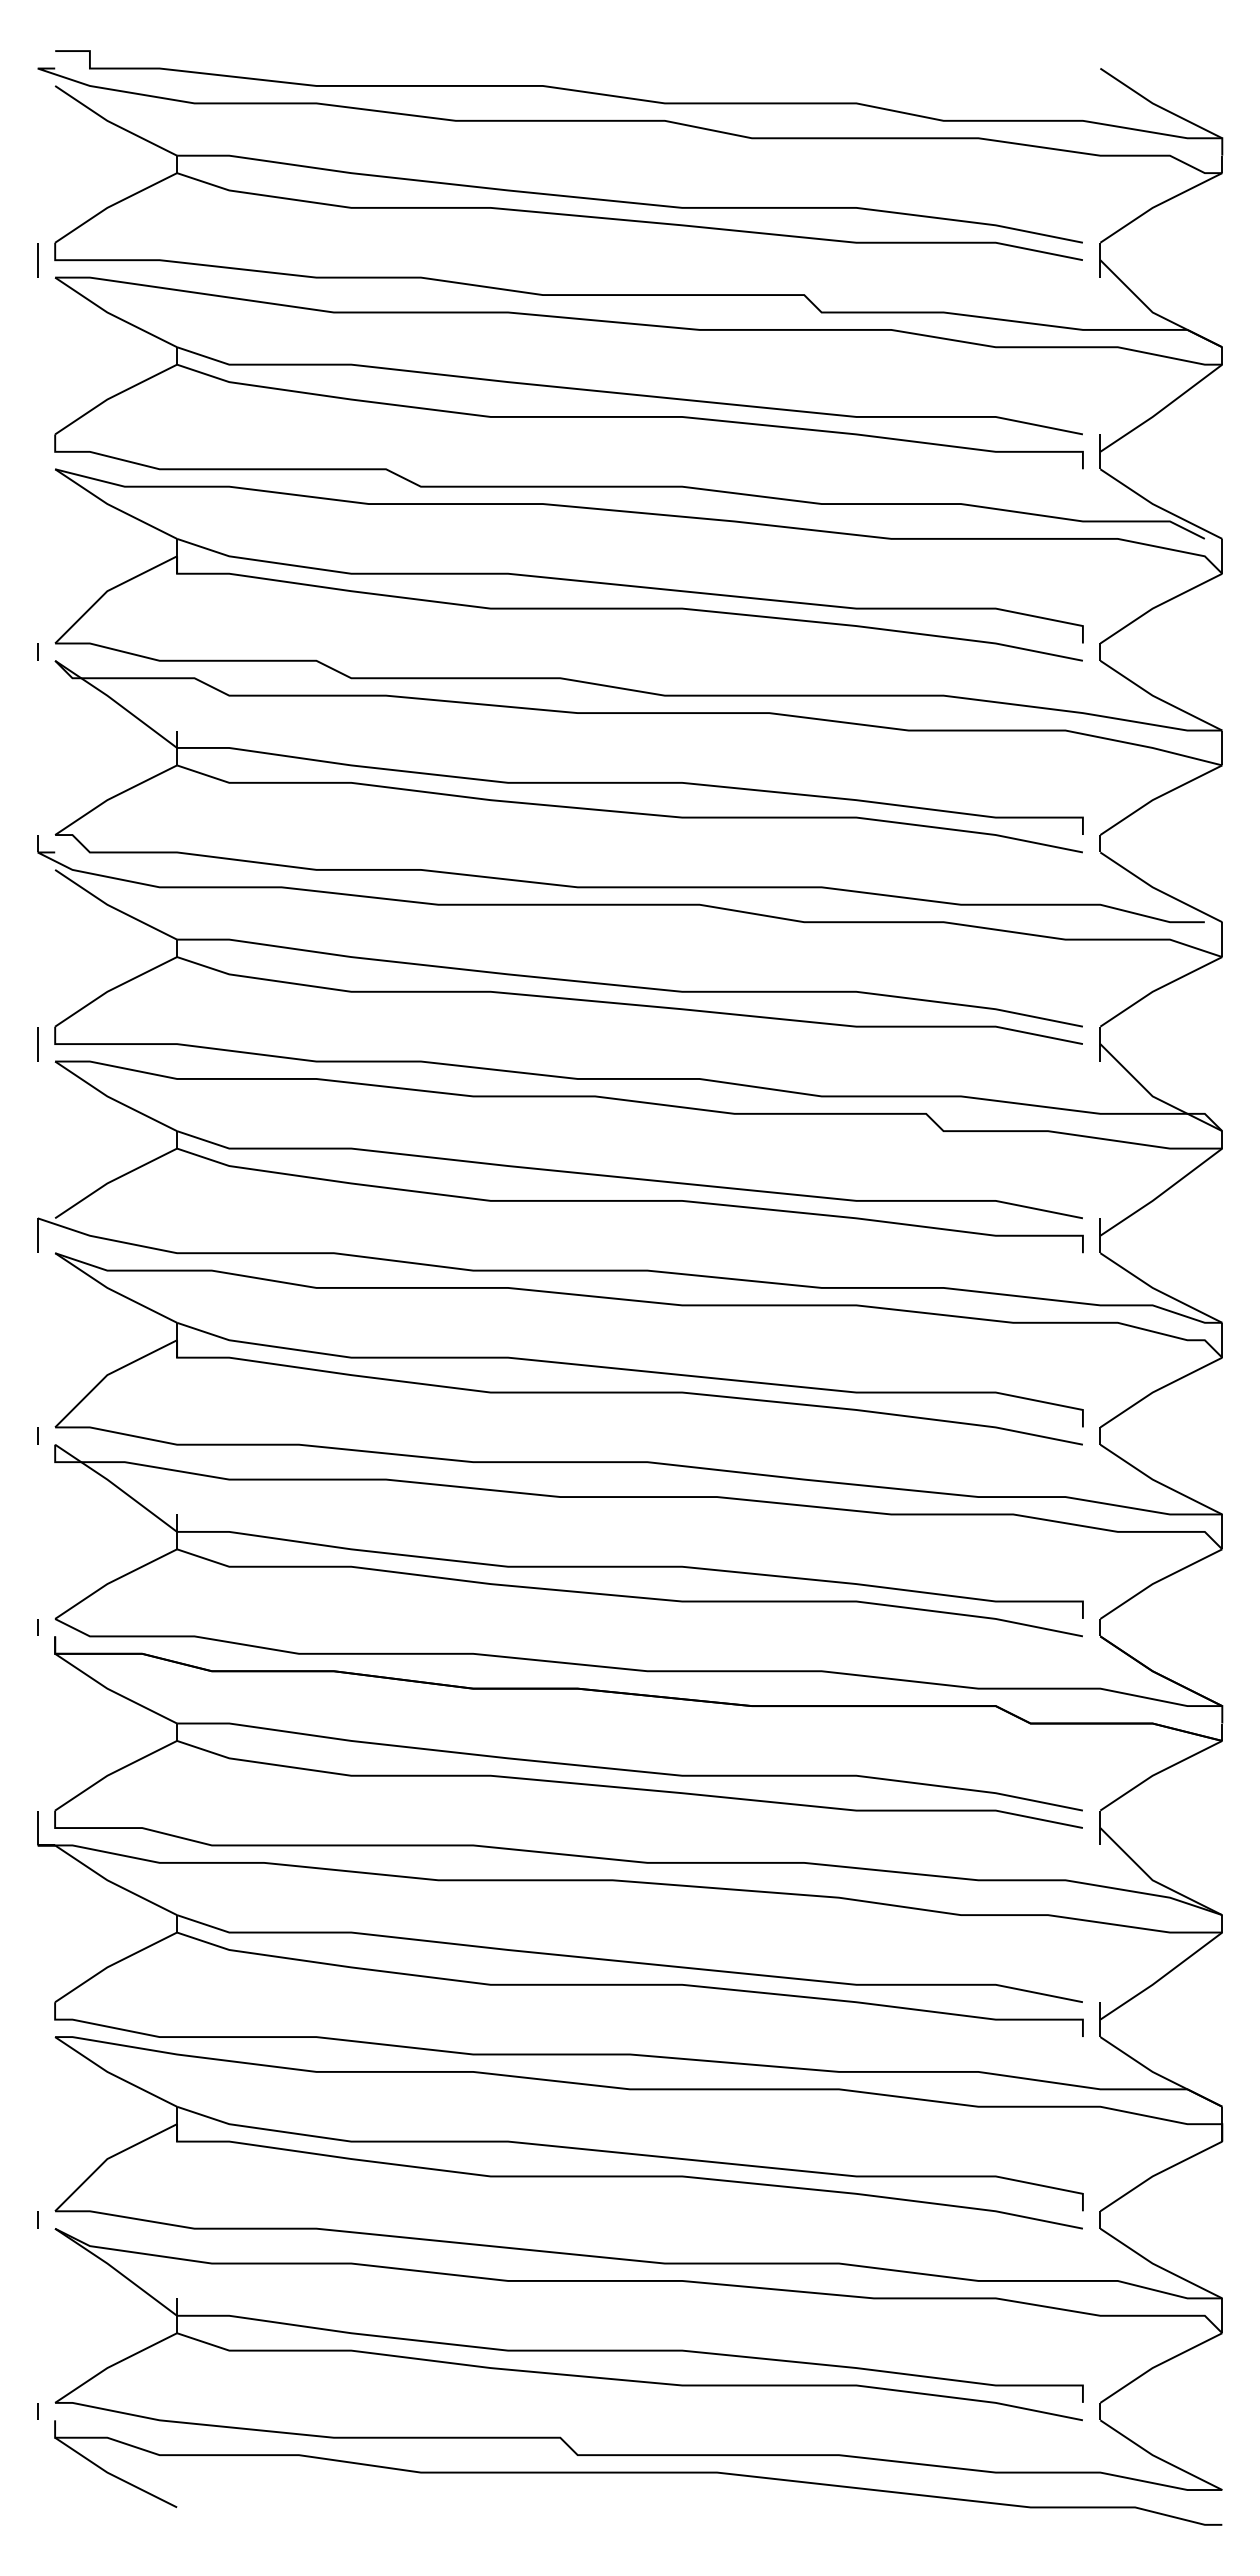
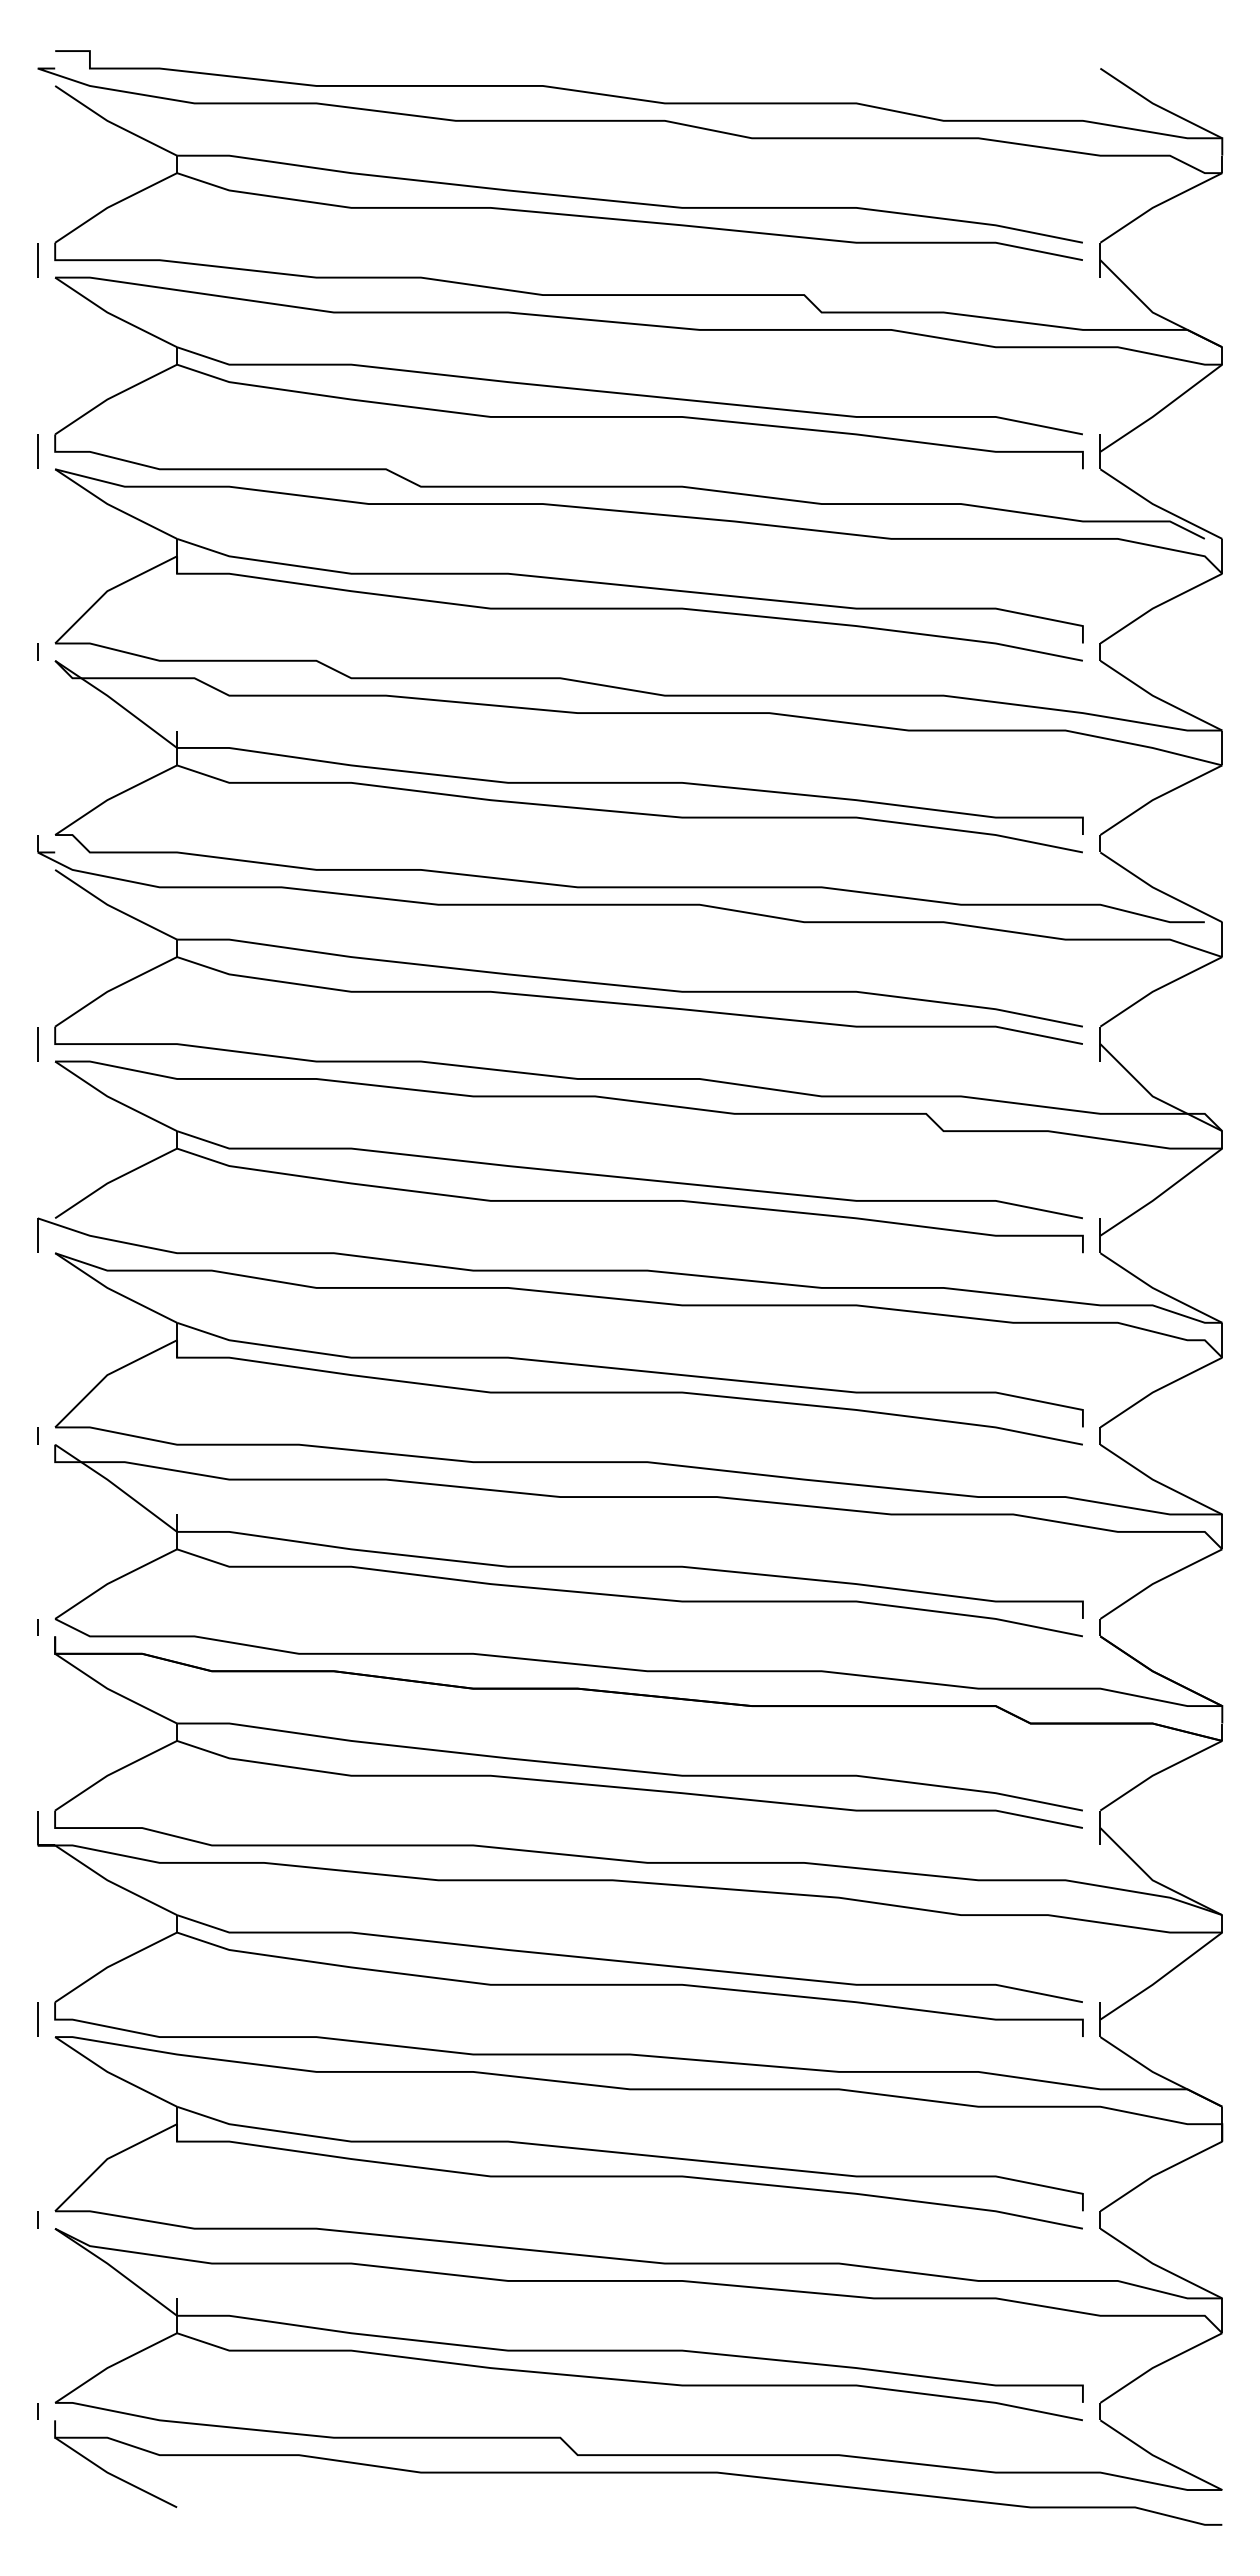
line: none -> present (37, 451)
line: none -> present (37, 2019)
